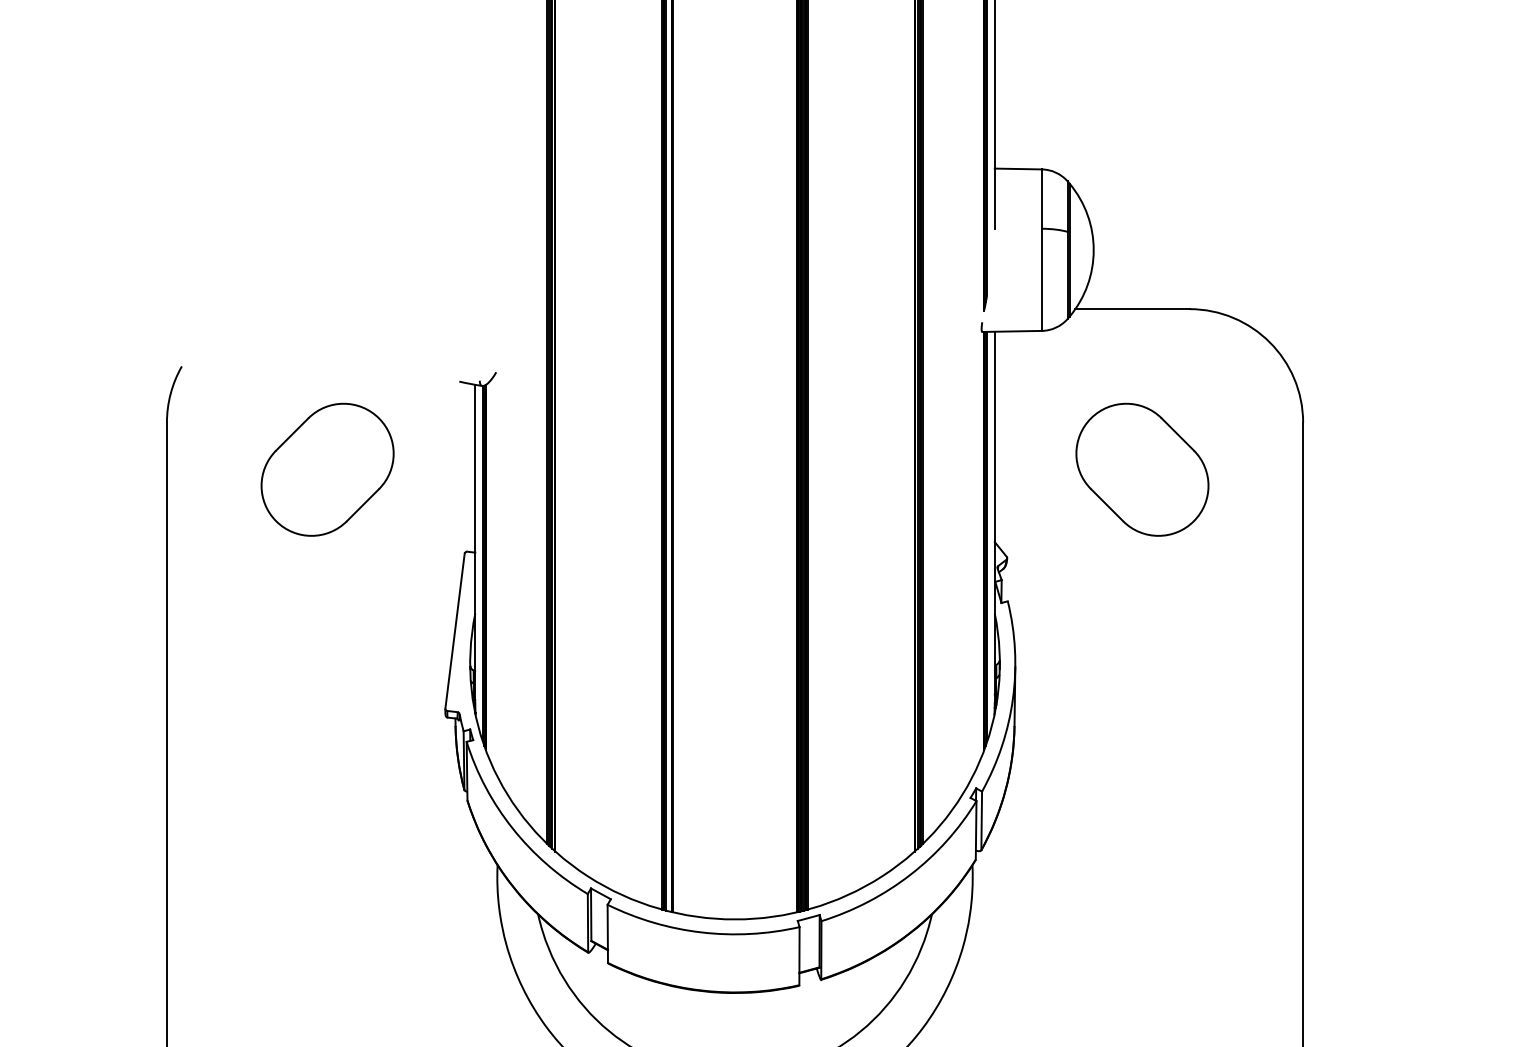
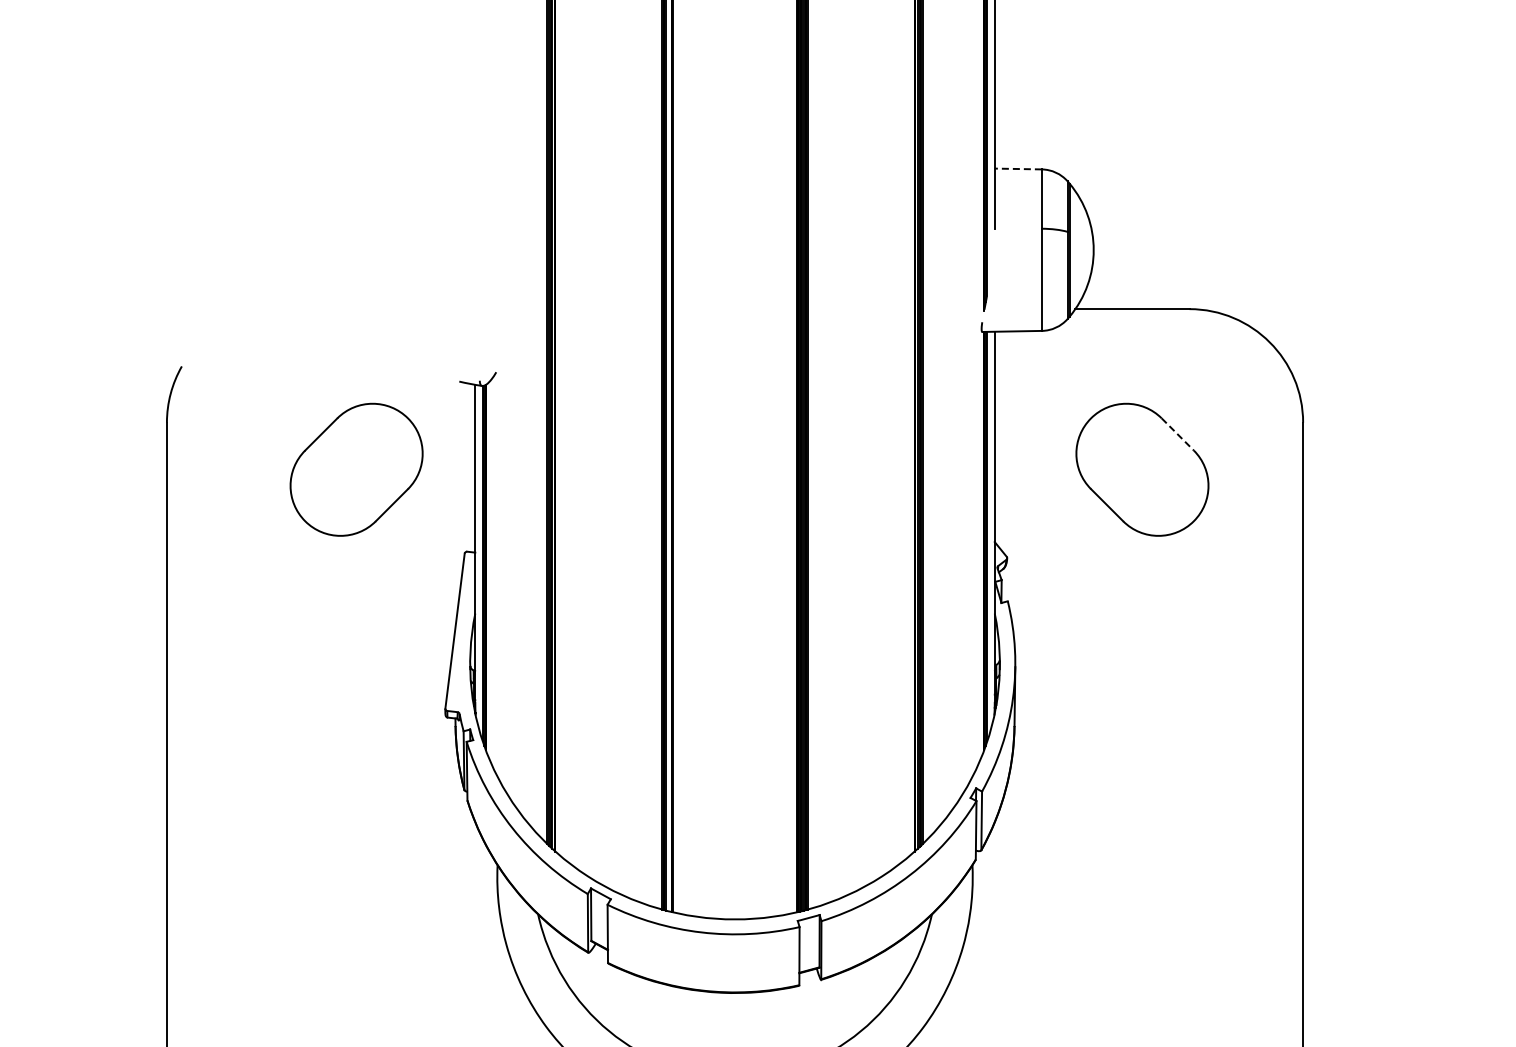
line: solid -> dashed (1018, 169)
line: solid -> dashed (1177, 434)
part position: (327, 469) -> (356, 469) (356, 469)
